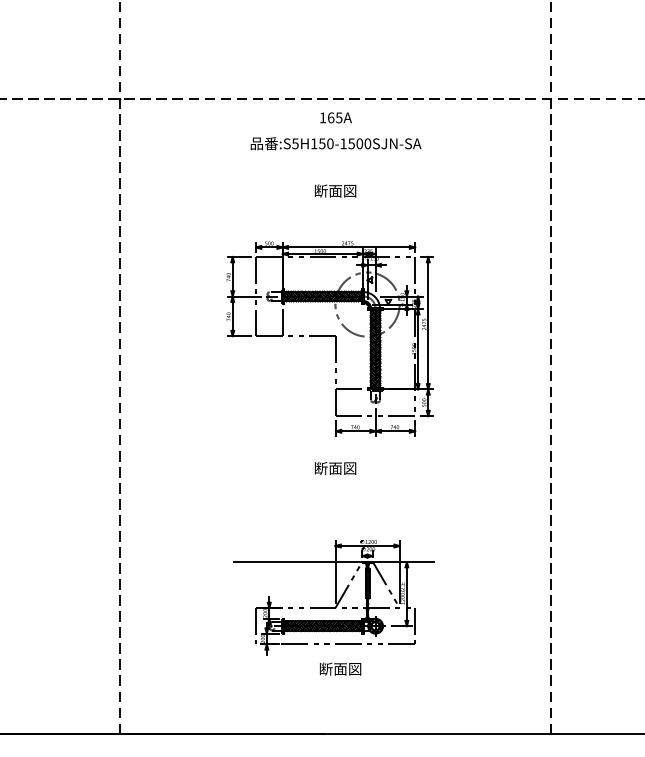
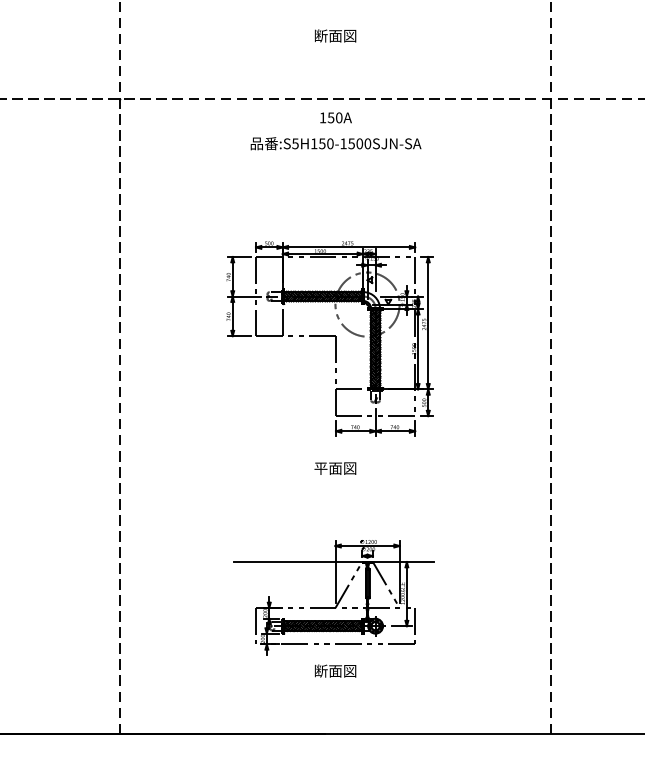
text: 165A -> 150A (334, 117)
text position: (335, 190) -> (335, 35) (335, 35)
text: 断面図 -> 平面図 (320, 467)
text position: (340, 668) -> (335, 670) (335, 670)
